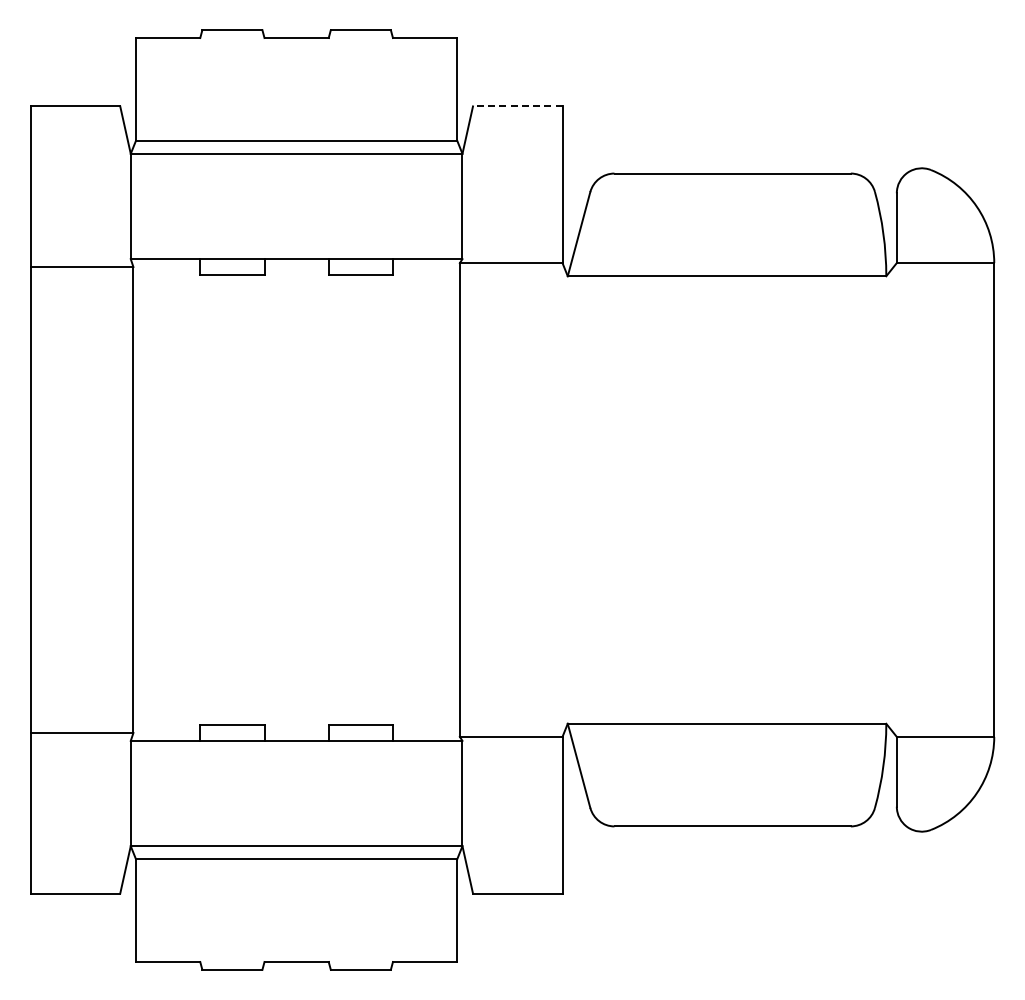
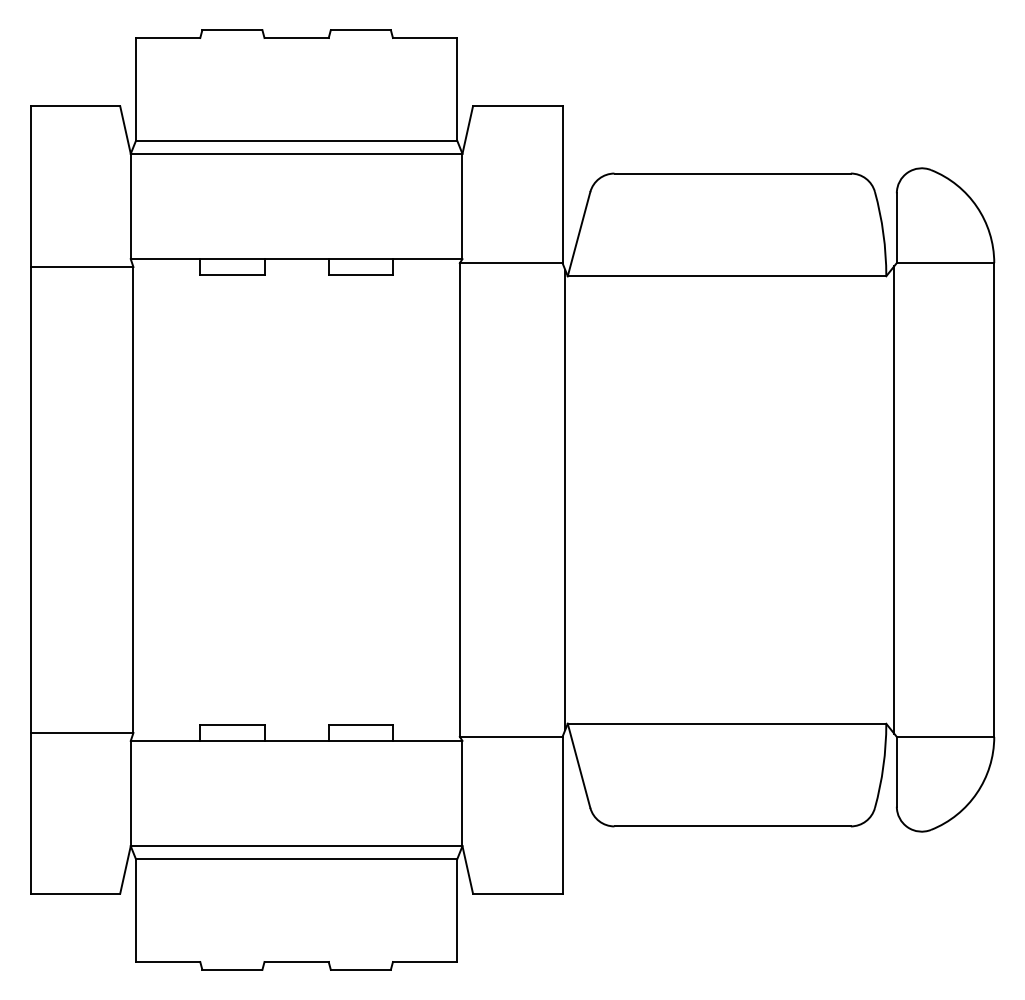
line: dashed -> solid (517, 106)
line: none -> present (565, 499)
line: none -> present (894, 499)
